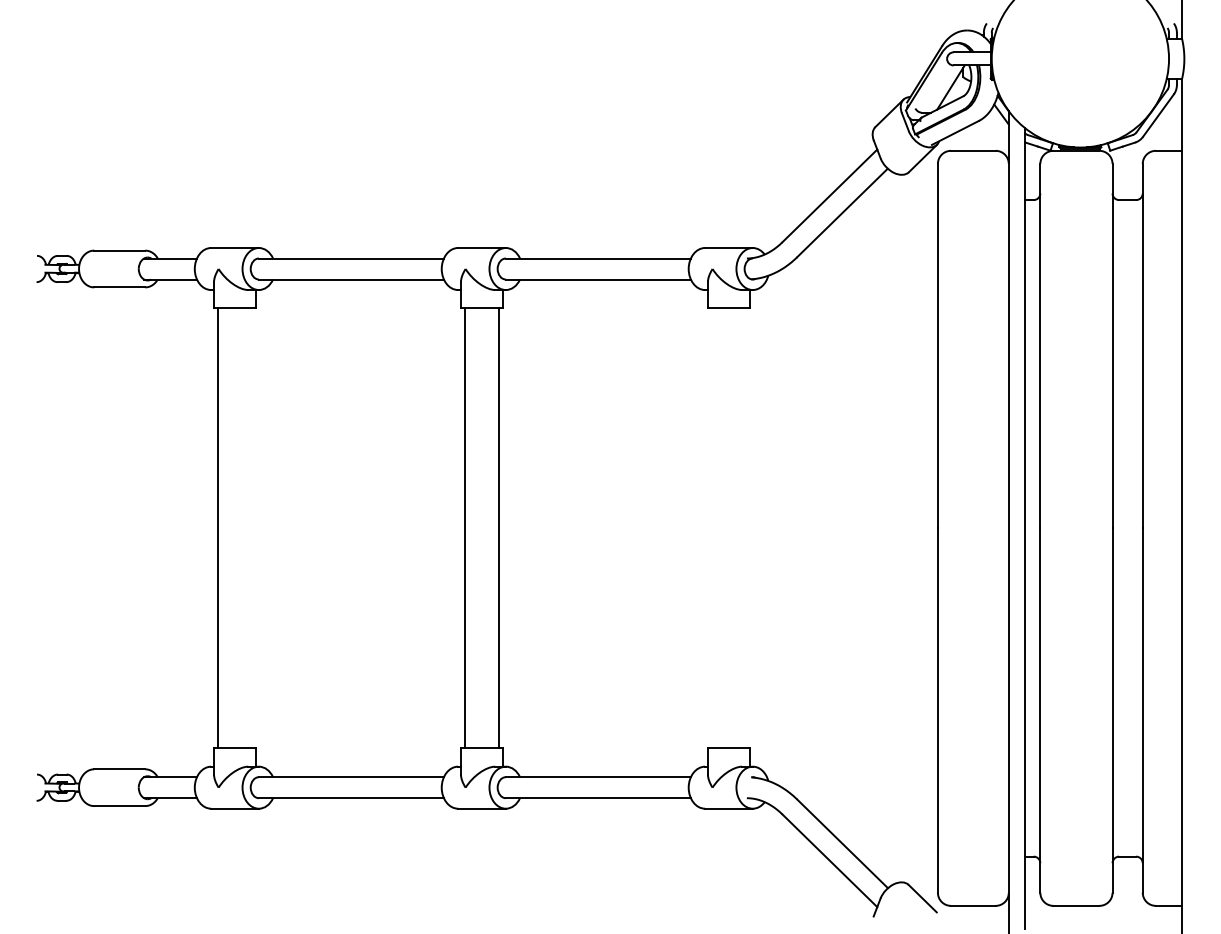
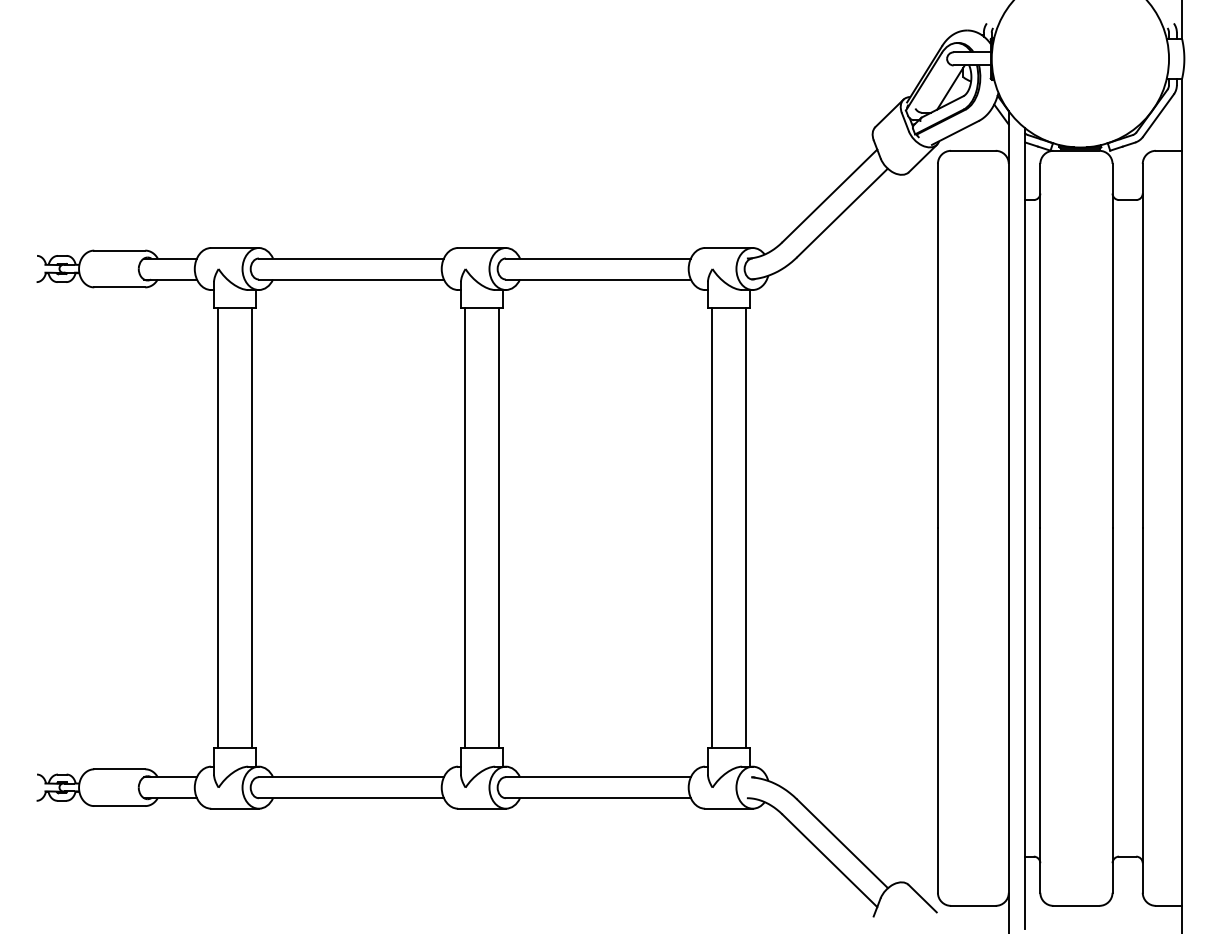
line: none -> present (252, 528)
line: none -> present (711, 528)
line: none -> present (746, 528)
